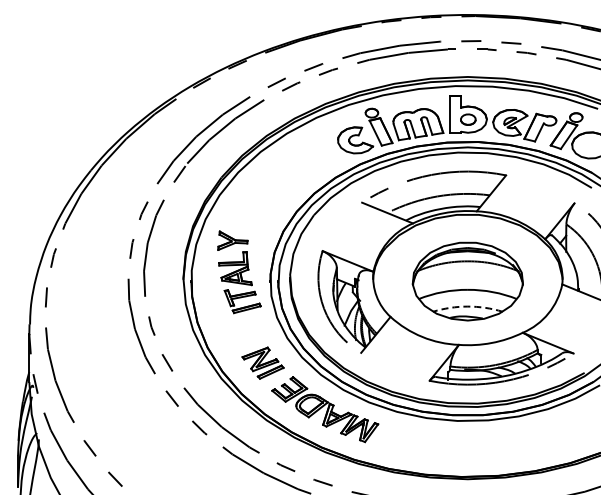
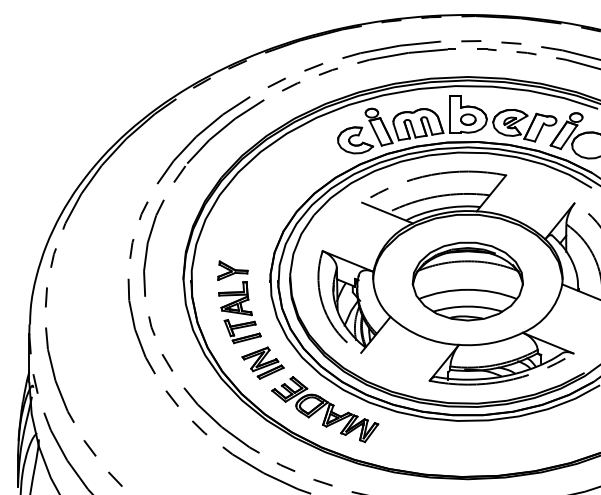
part position: (239, 272) -> (239, 302) (239, 302)
arc: dashed -> solid (467, 306)
